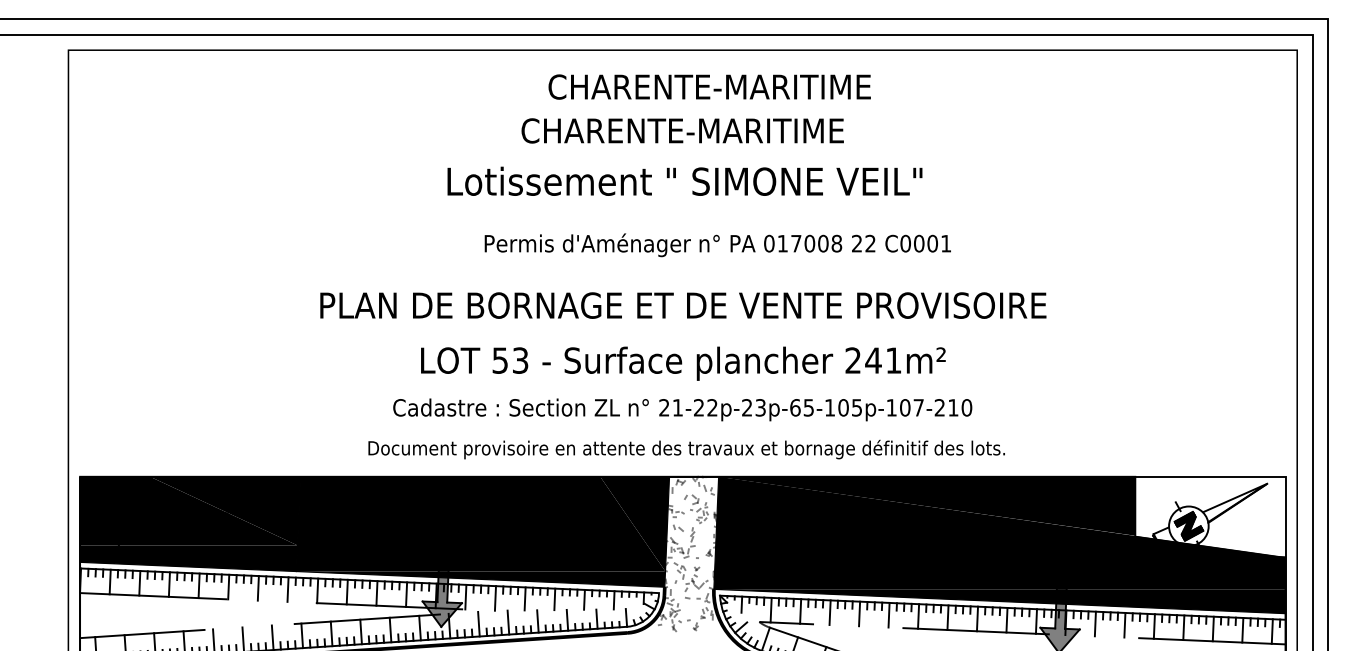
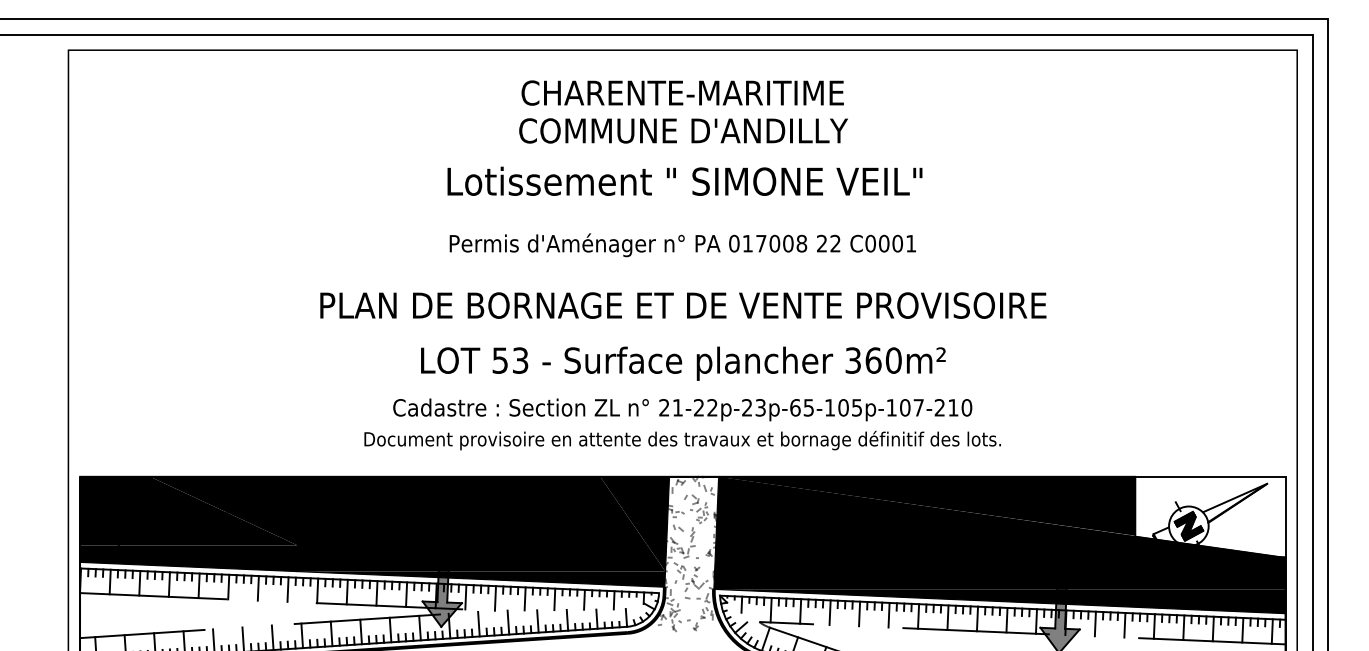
text position: (709, 86) -> (682, 92) (682, 92)
text: CHARENTE-MARITIME -> COMMUNE D'ANDILLY (683, 130)
text position: (717, 245) -> (682, 245) (682, 245)
text: 241m² -> 360m² (873, 360)
text position: (686, 449) -> (682, 440) (682, 440)
